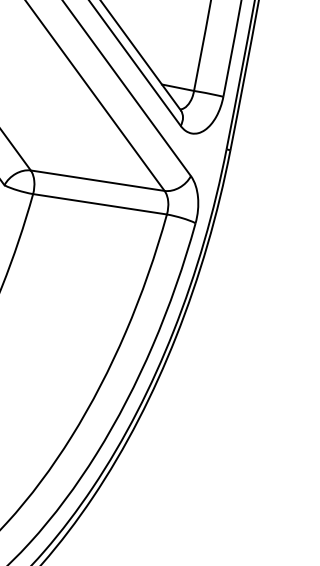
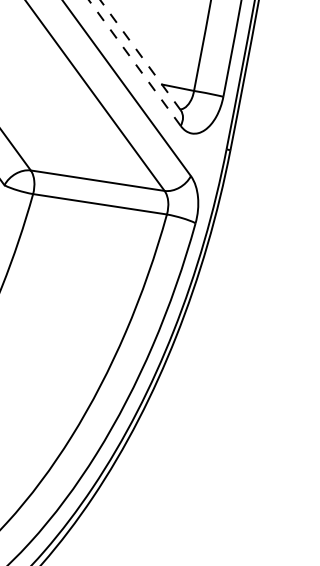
line: solid -> dashed (140, 55)
line: solid -> dashed (134, 63)
